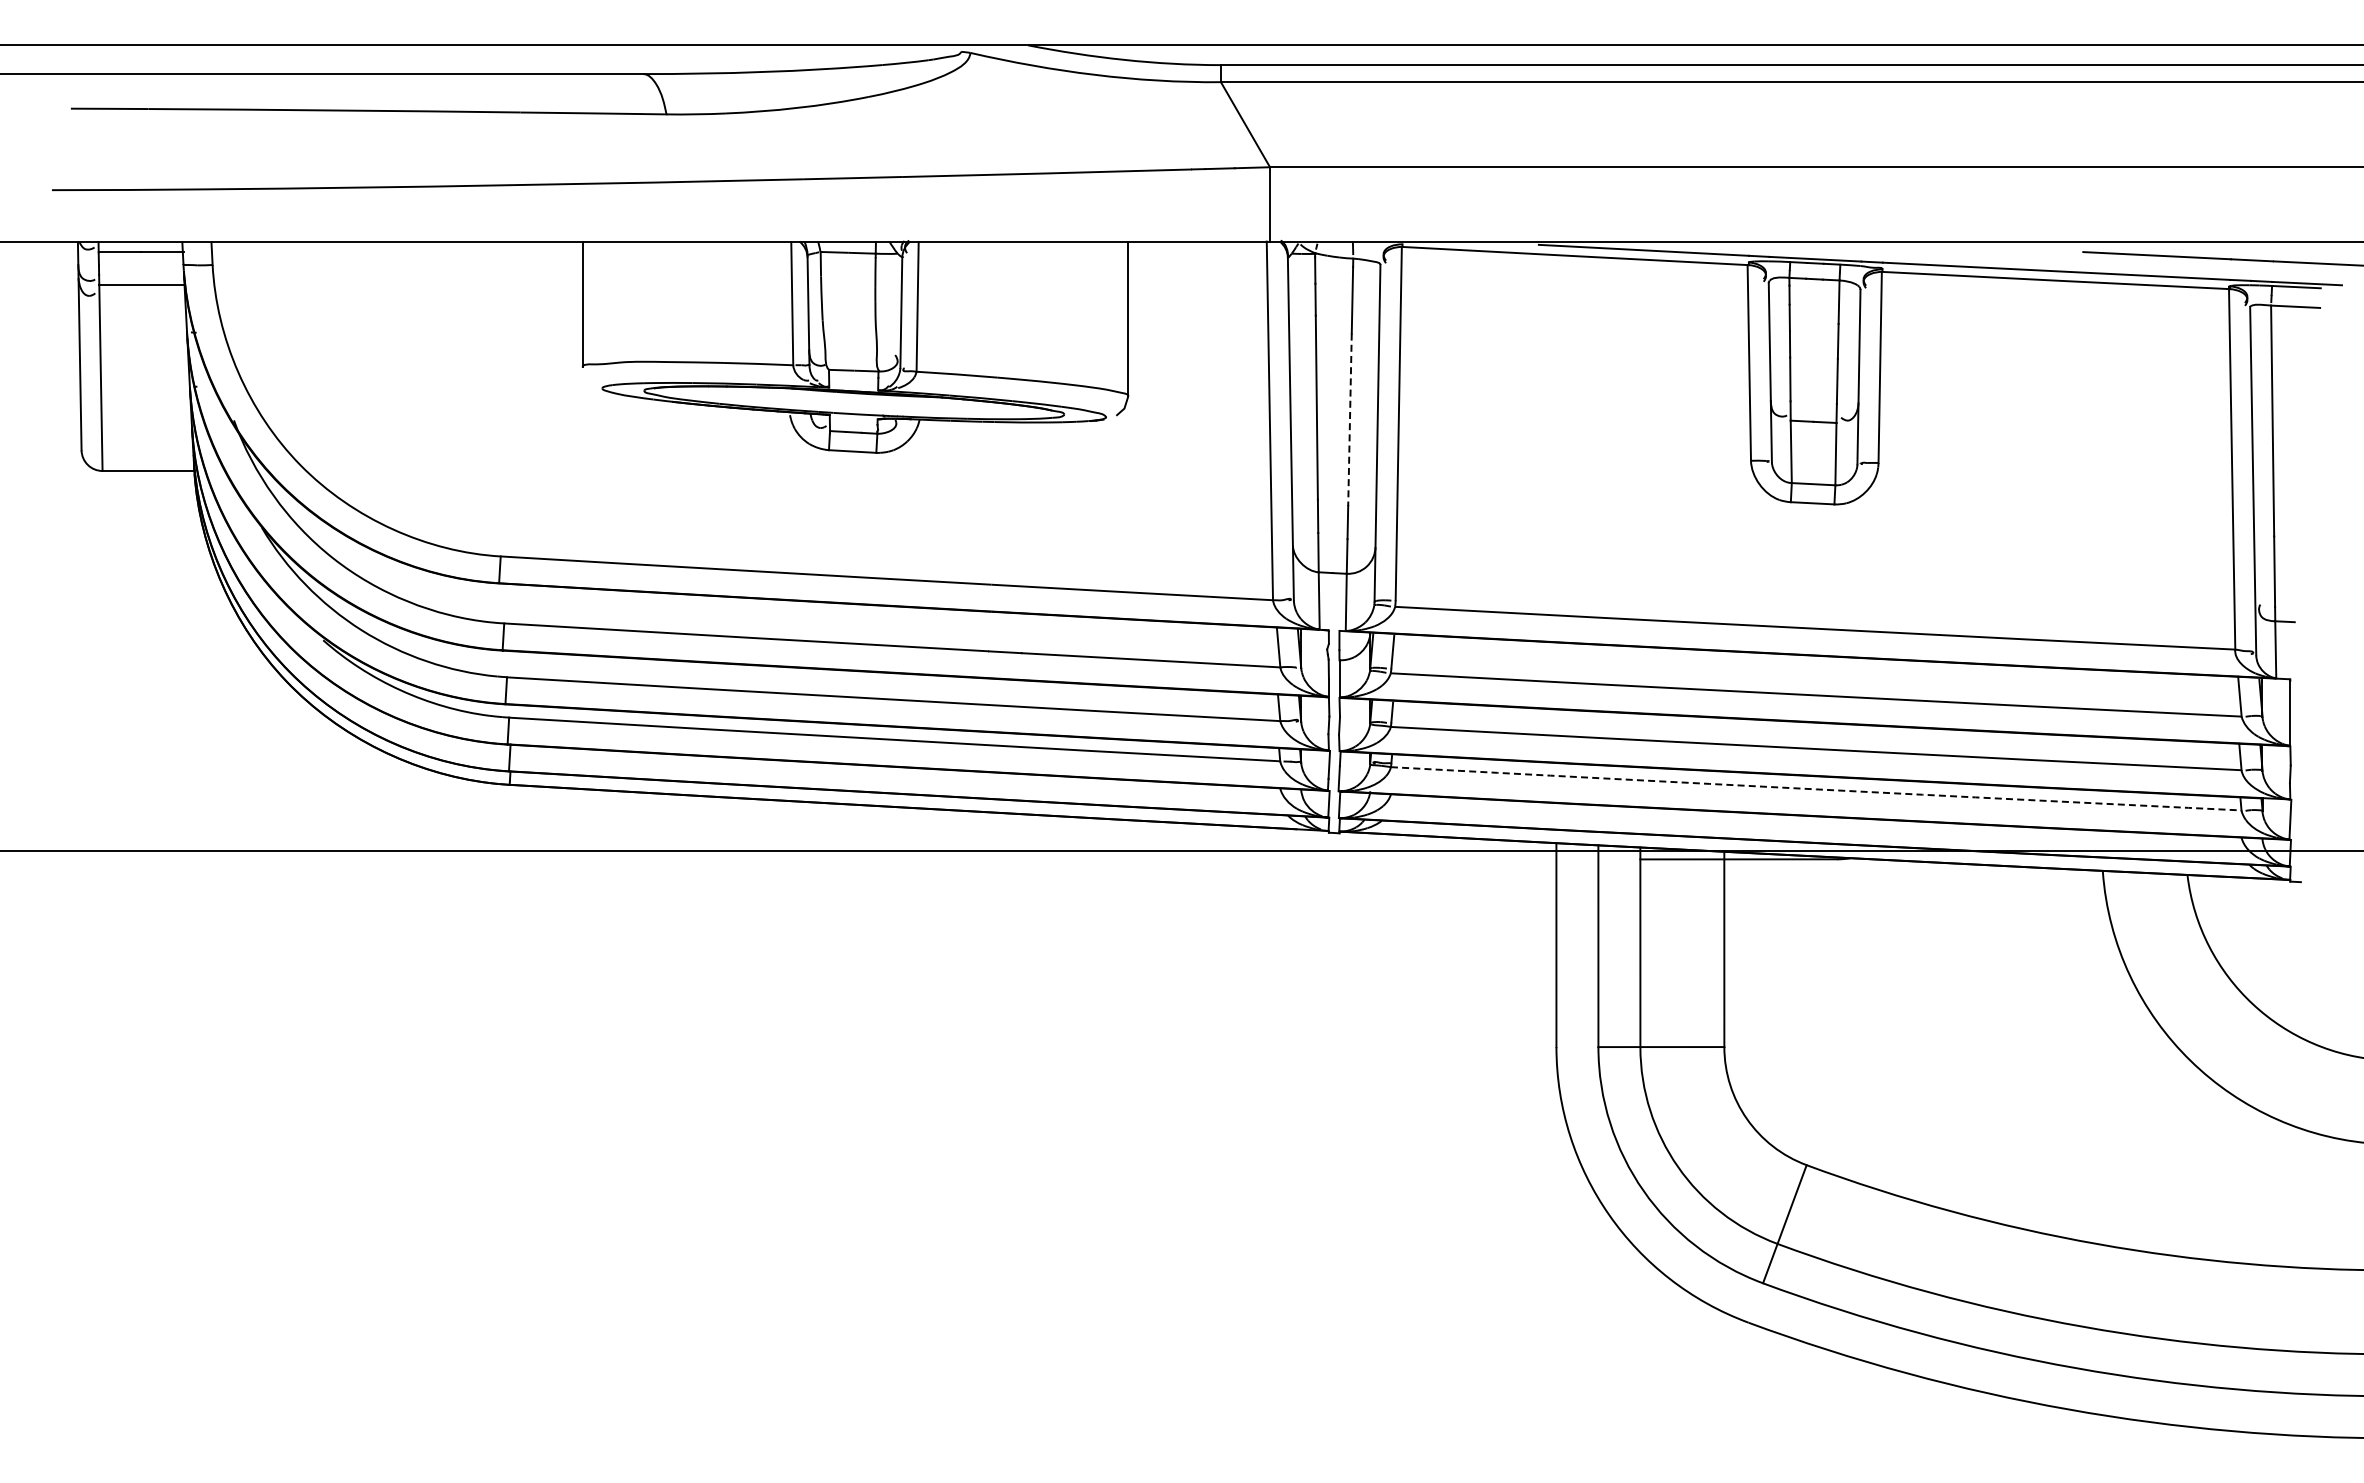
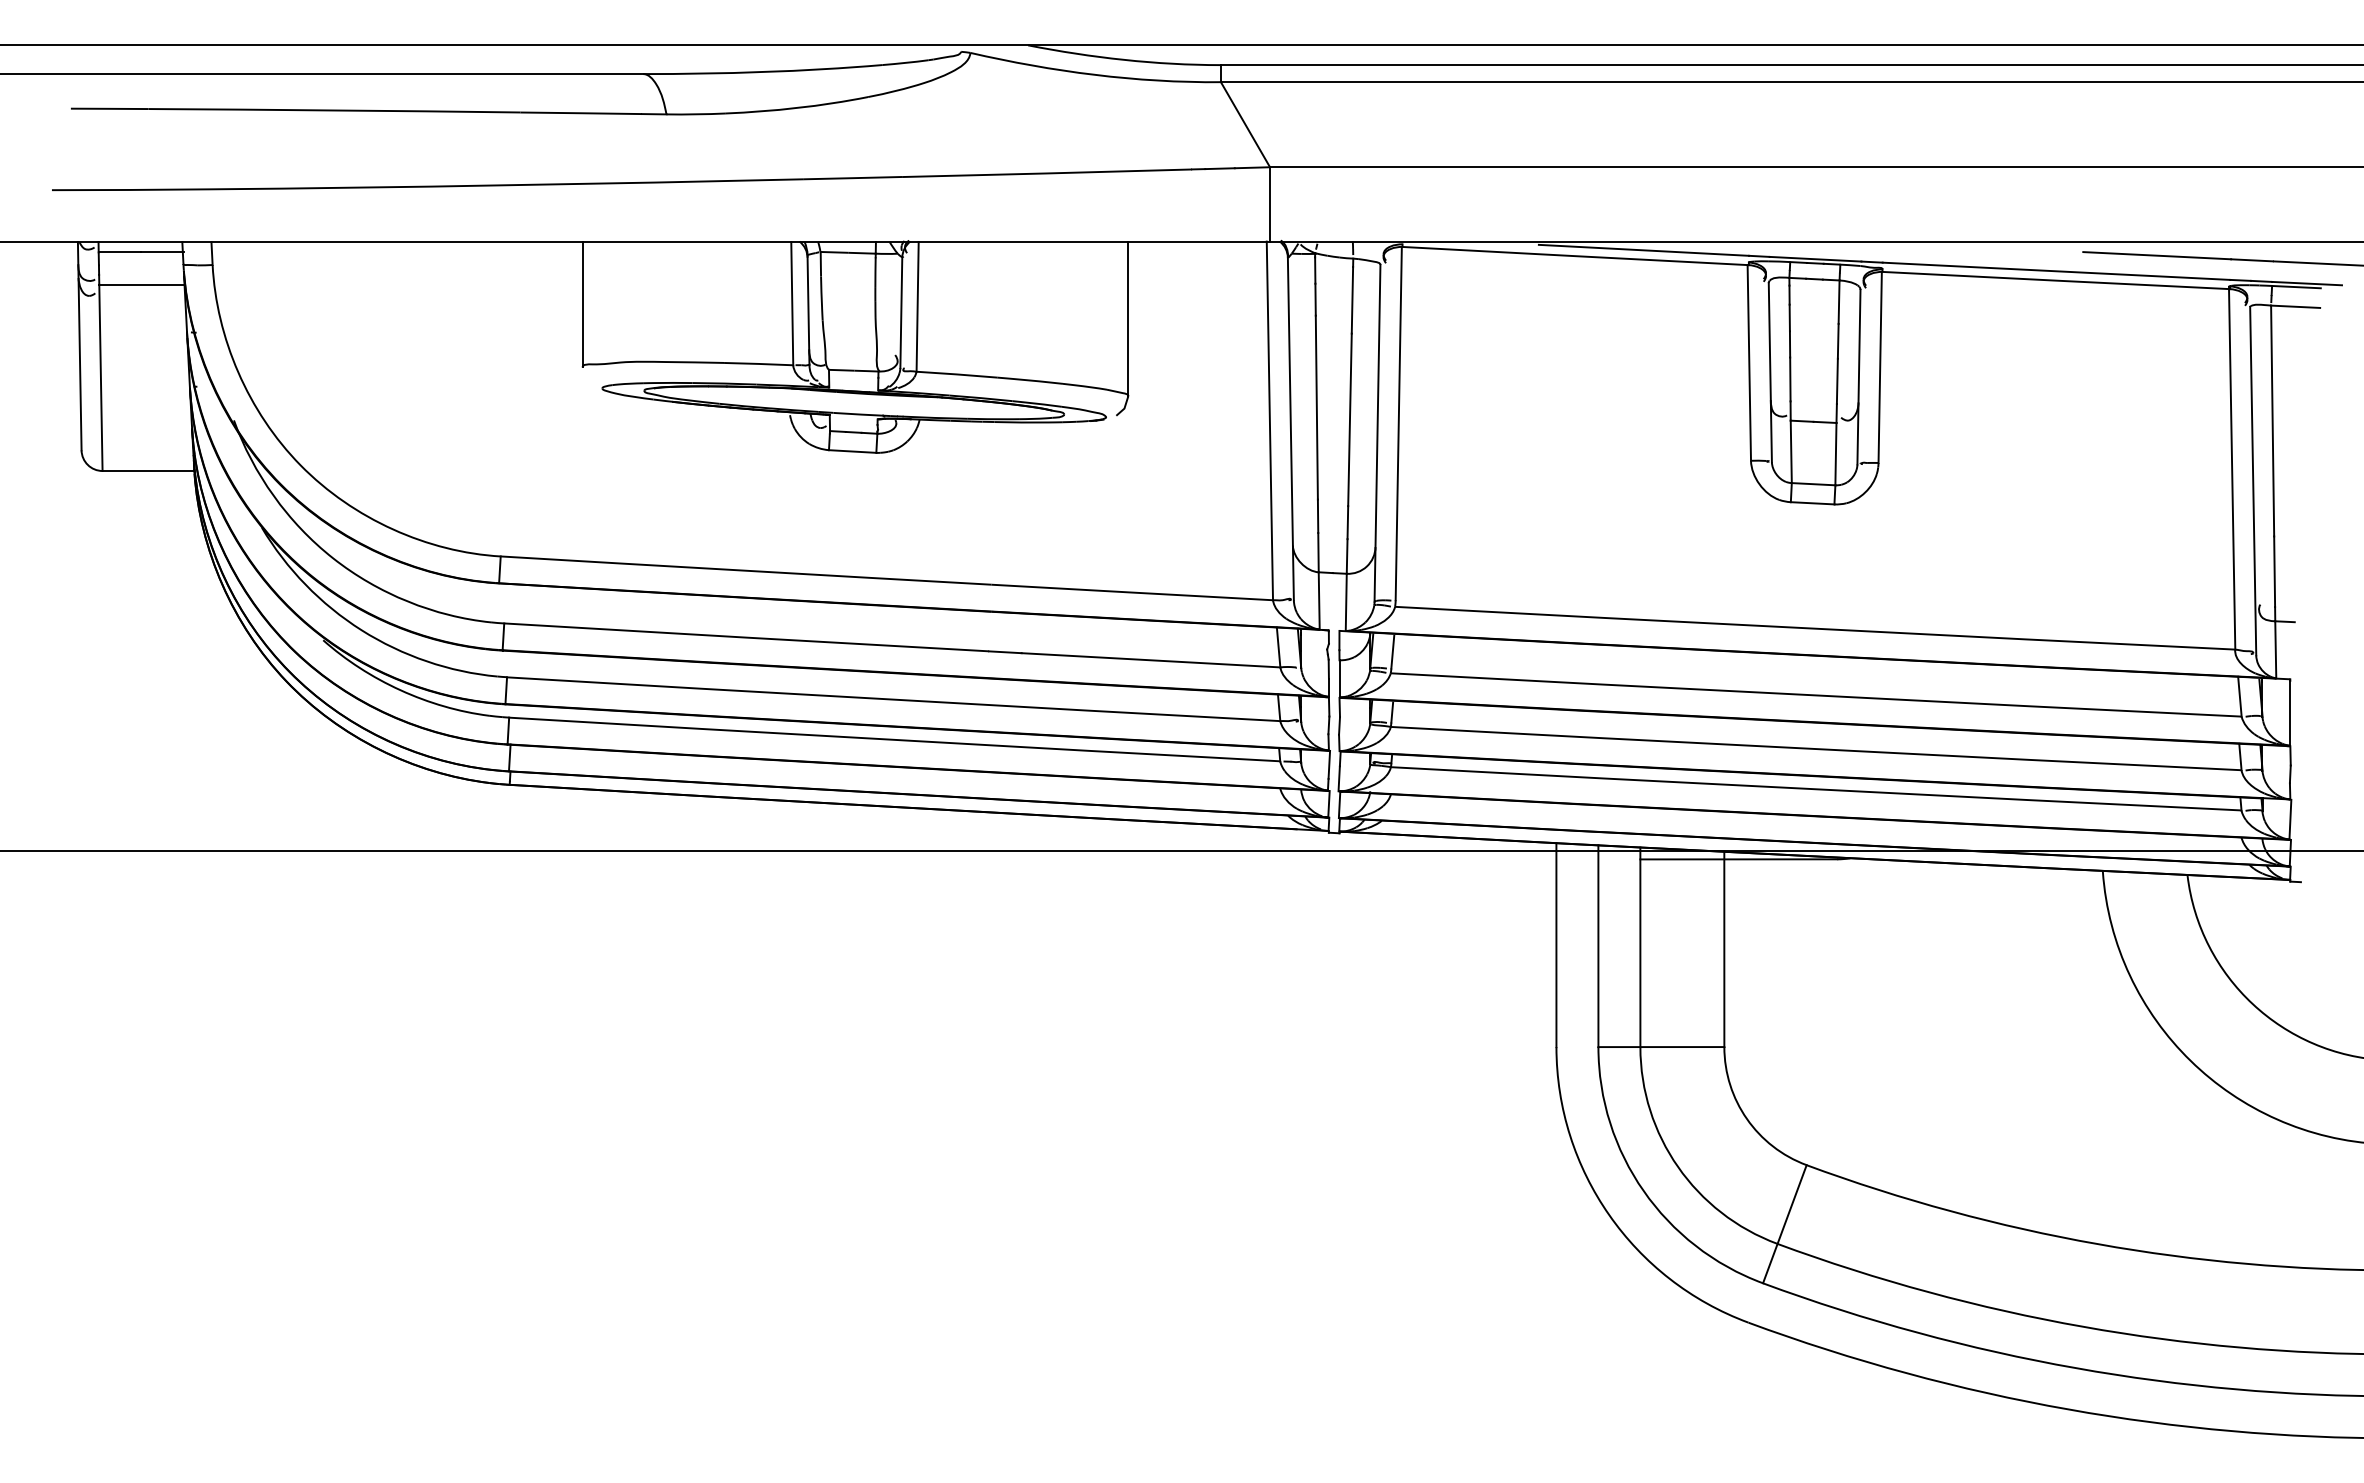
line: dashed -> solid (1349, 420)
arc: dashed -> solid (1816, 789)
